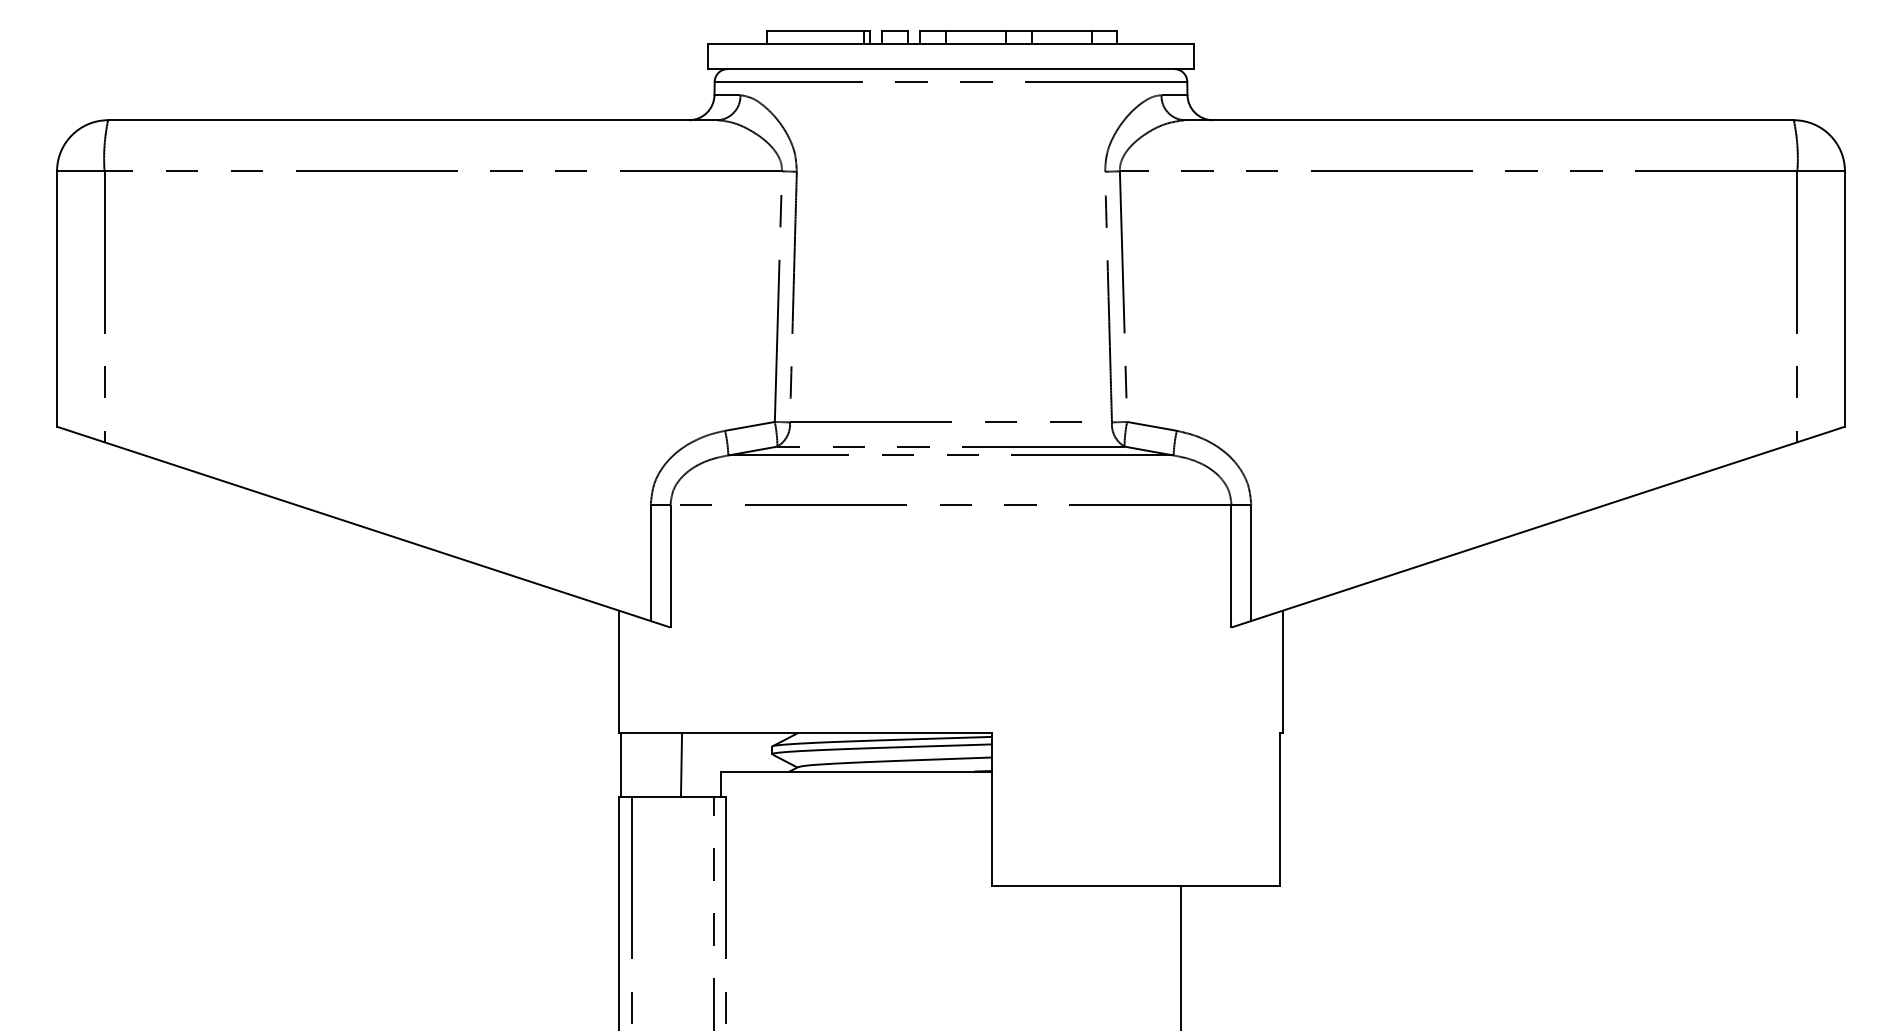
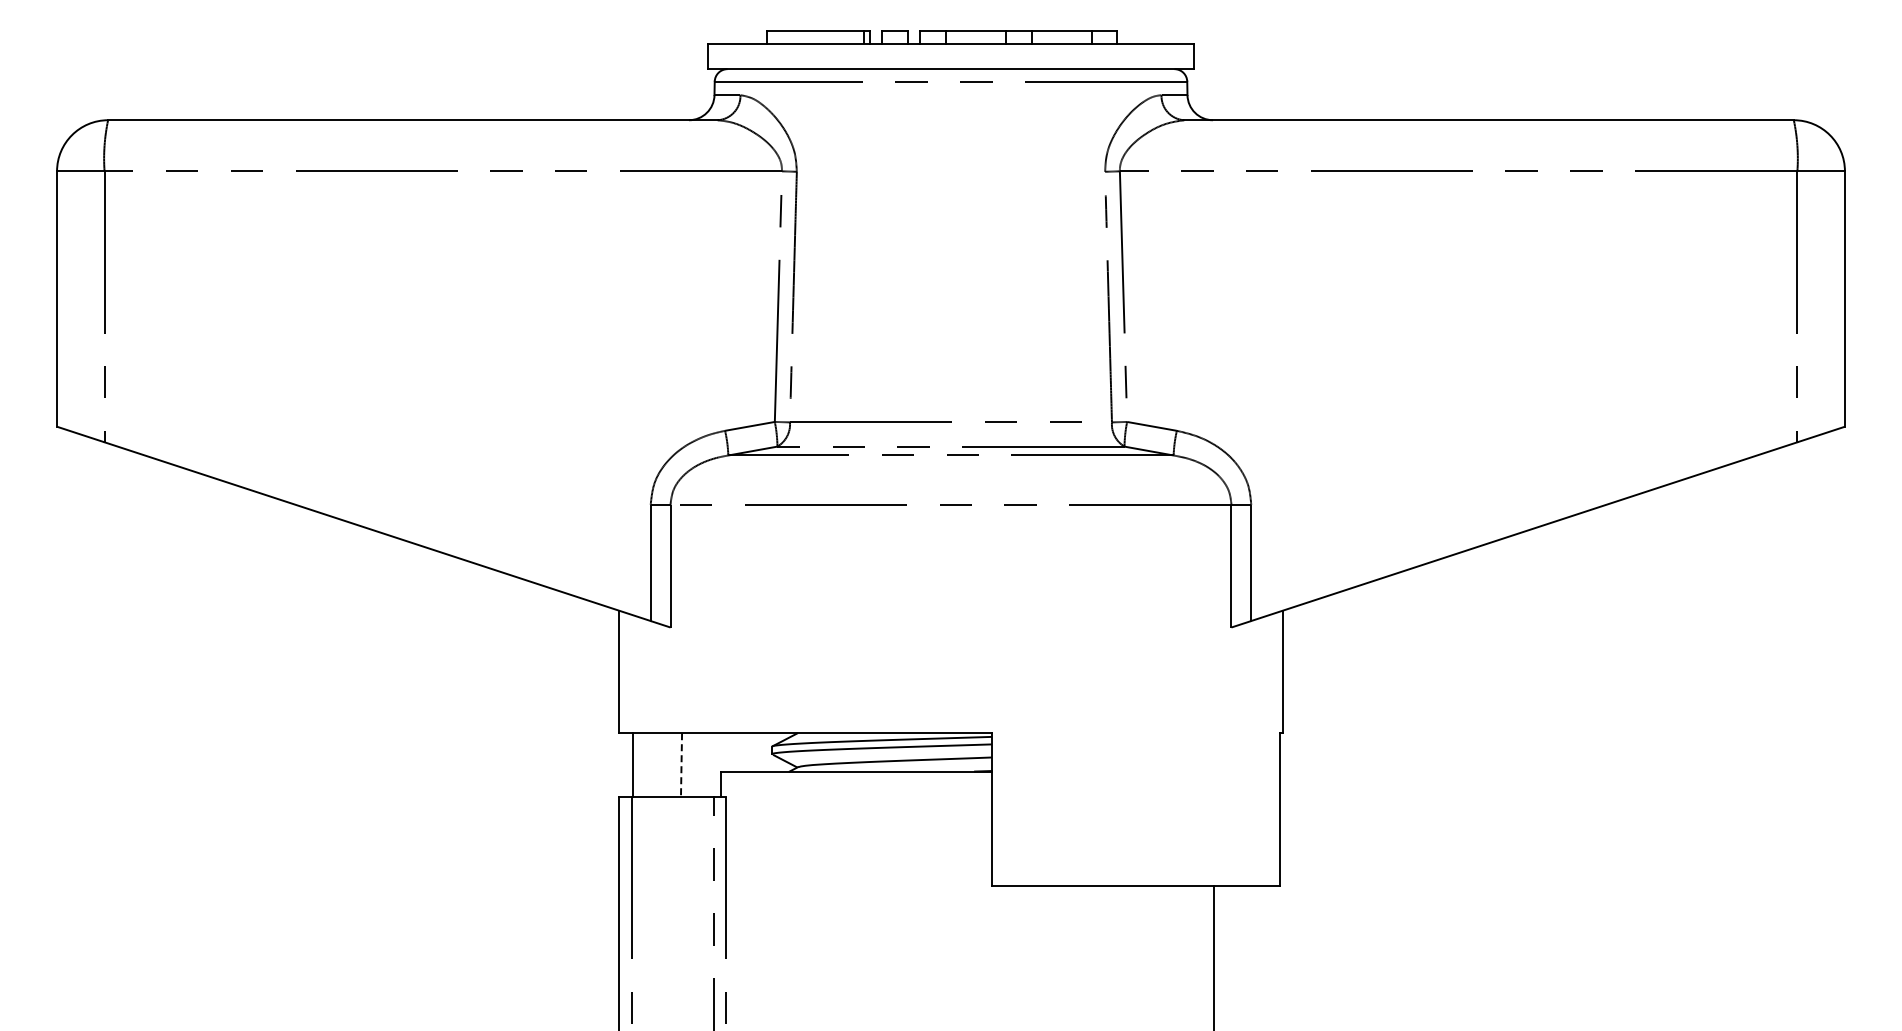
line position: (621, 765) -> (633, 765) (633, 765)
line: solid -> dashed (681, 765)
line position: (1180, 956) -> (1213, 956) (1213, 956)
